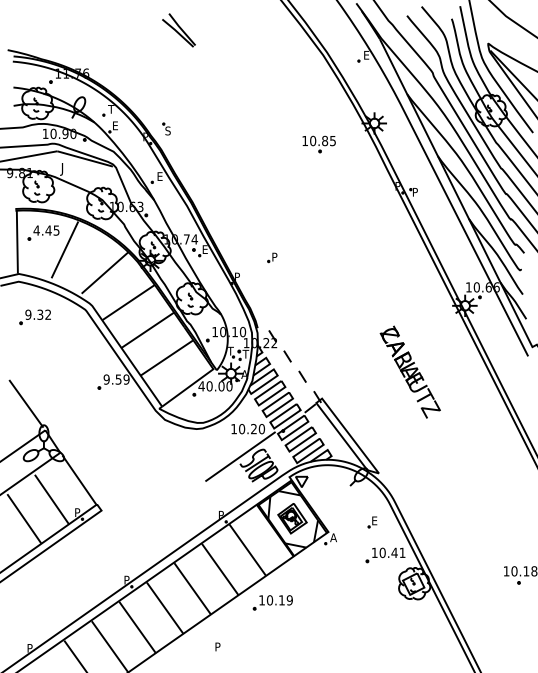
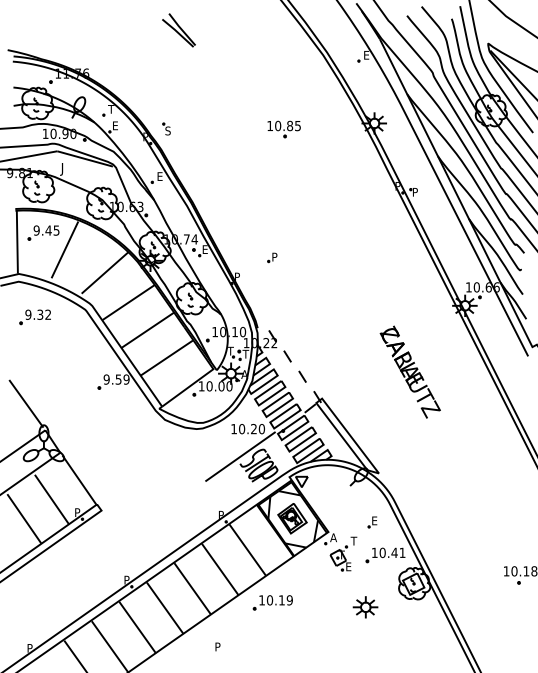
part position: (318, 144) -> (283, 129) (283, 129)
text: 4.45 -> 9.45 (36, 230)
text: 40.00 -> 10.00 (201, 386)
part: none -> present (343, 553)
part: none -> present (365, 607)
